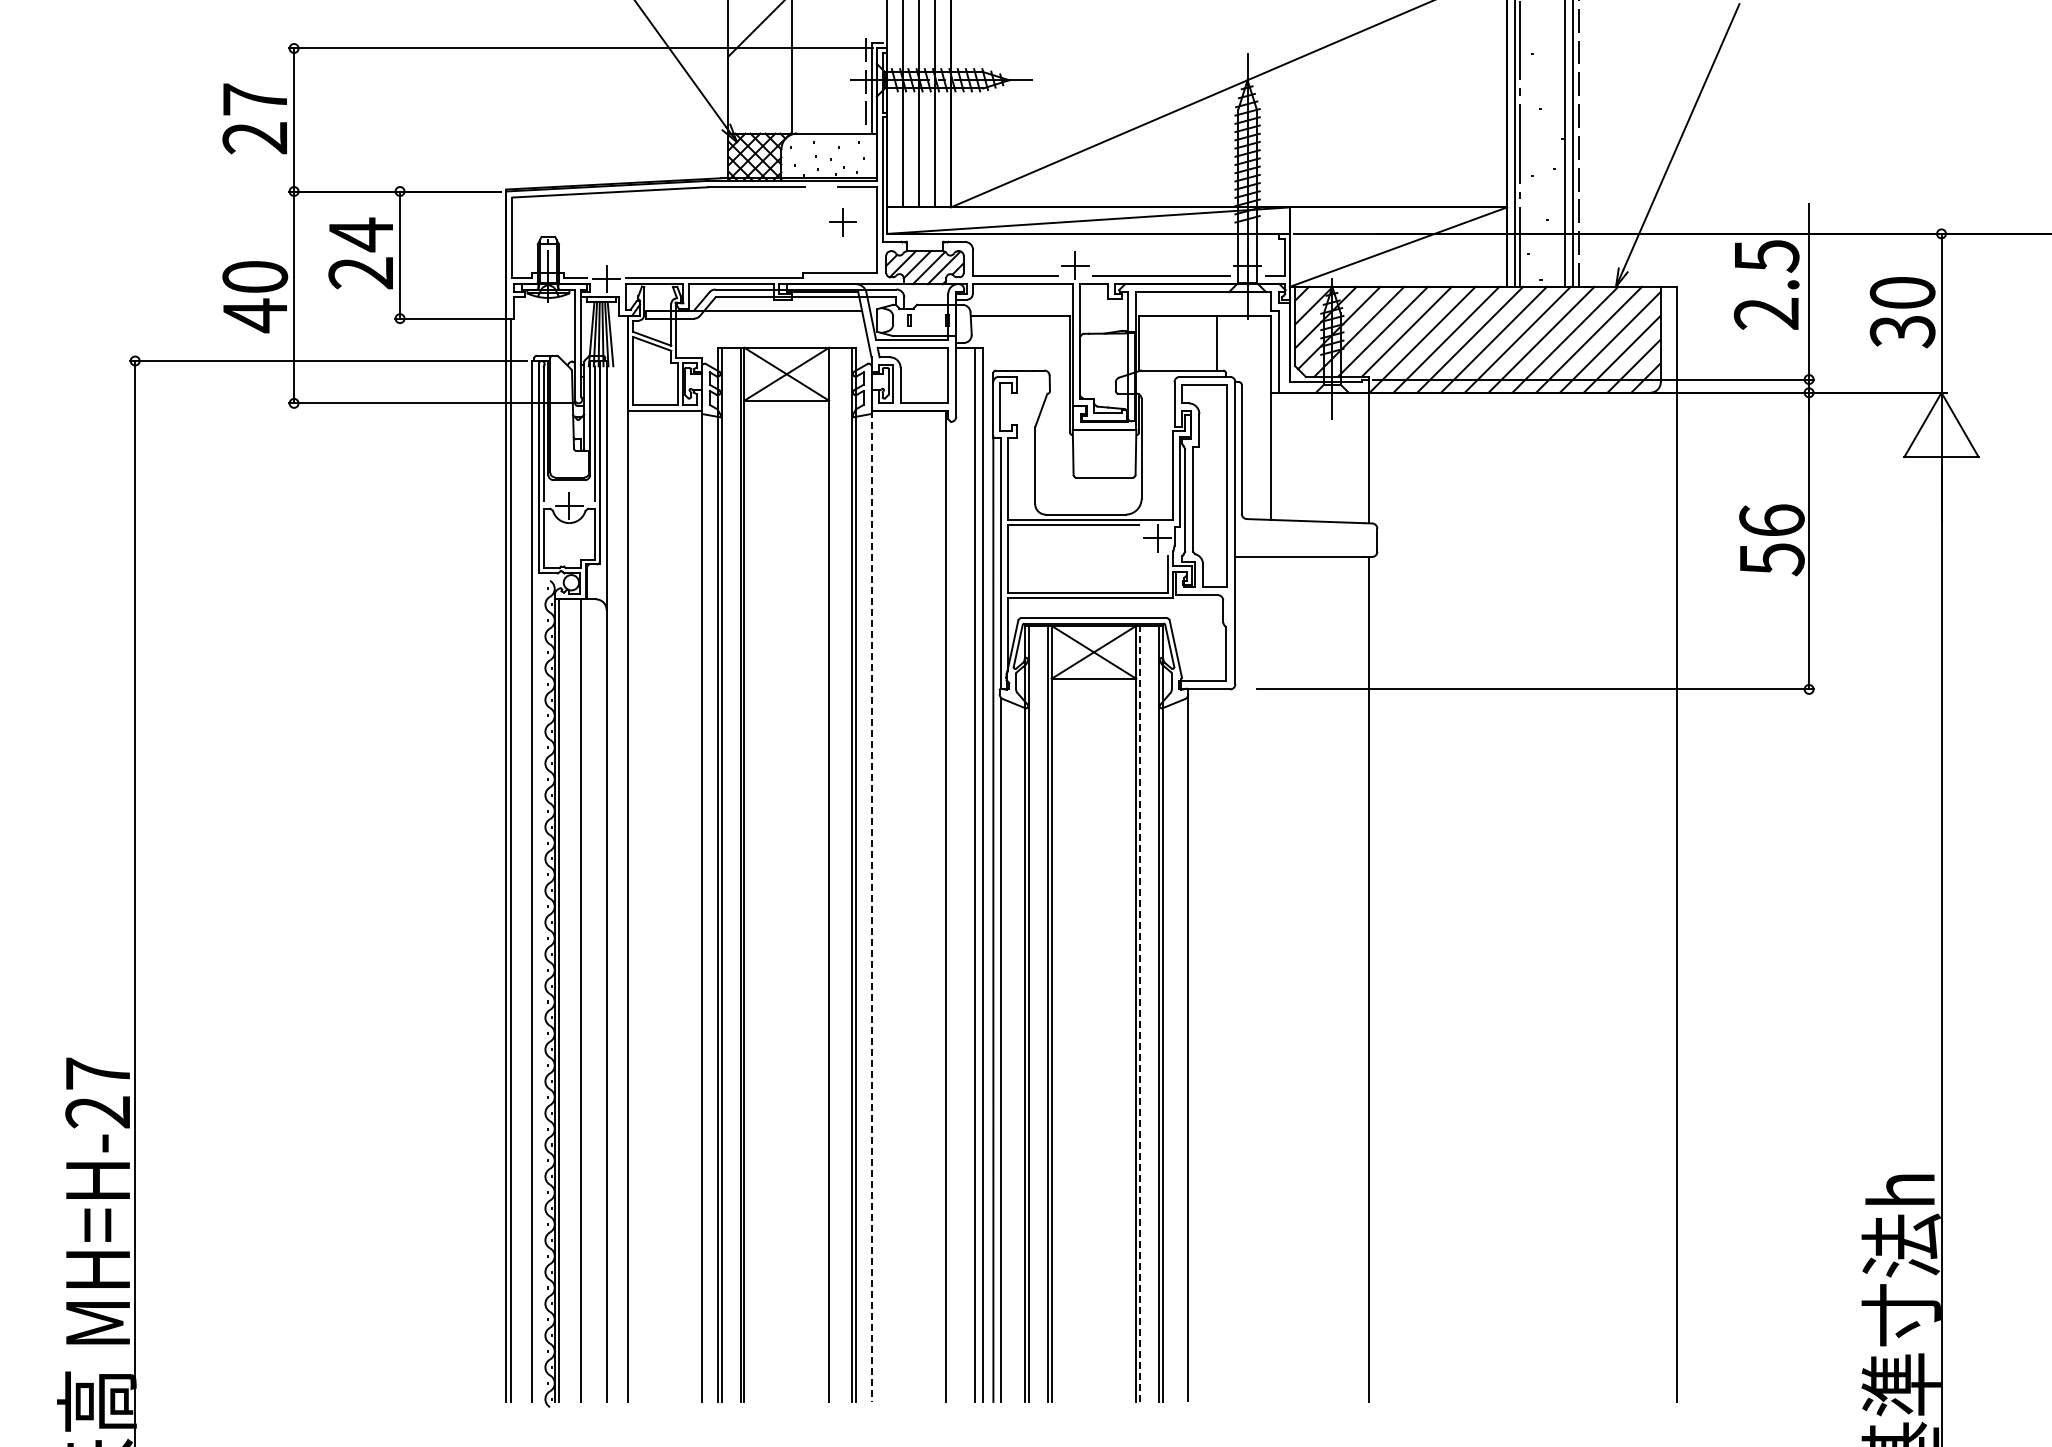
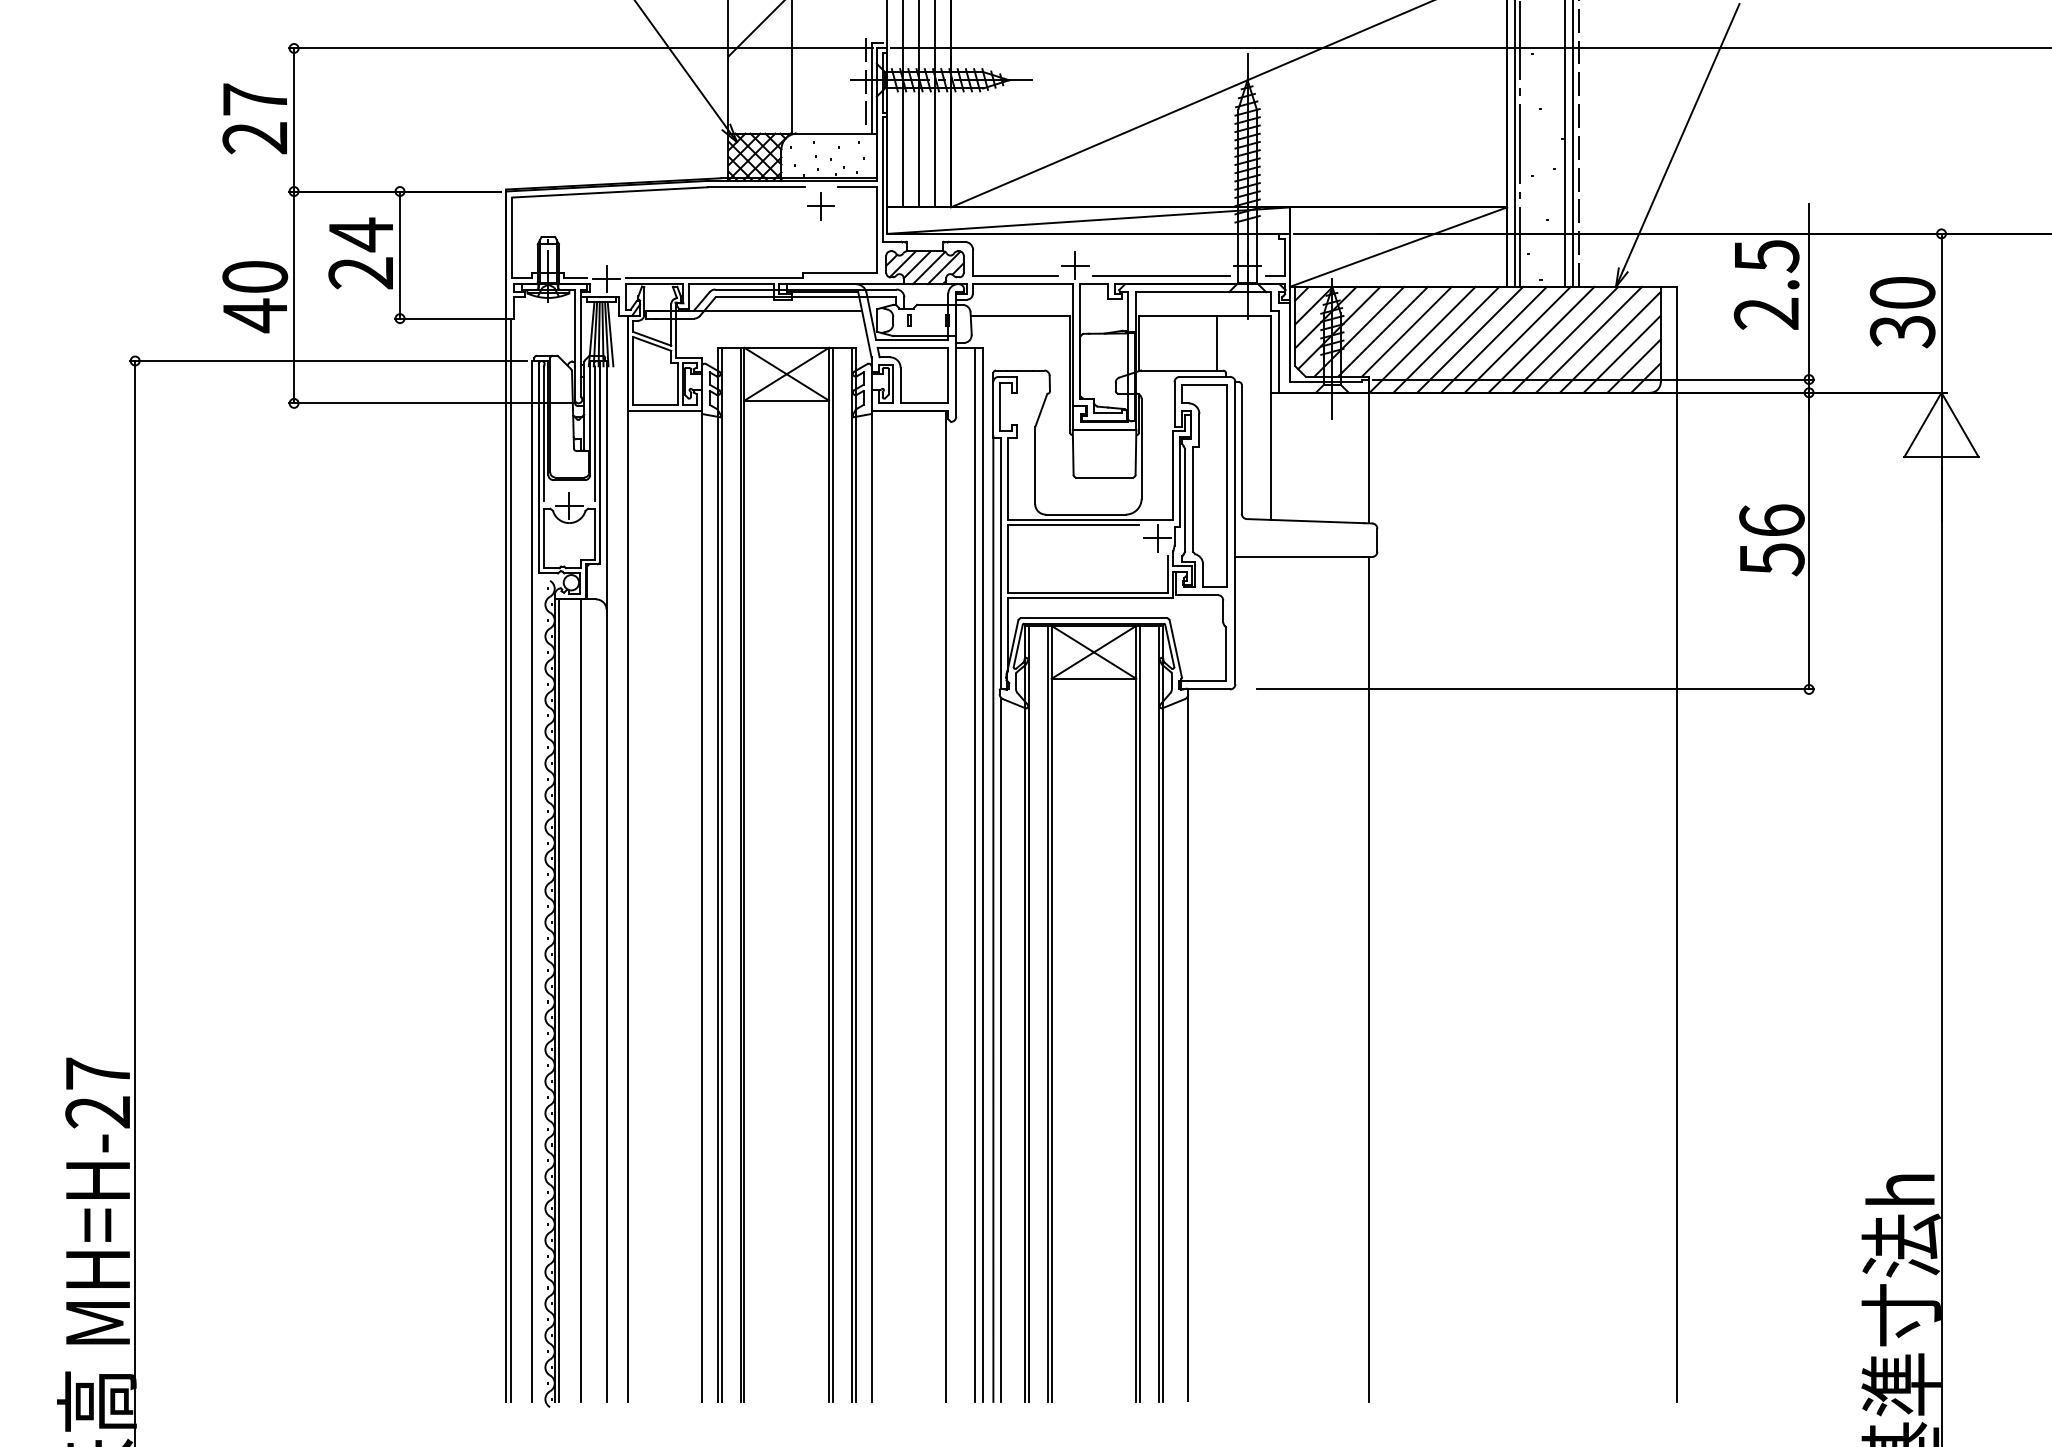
line: none -> present (1469, 48)
part position: (842, 222) -> (820, 206) (820, 206)
line: none -> present (832, 874)
line: dashed -> solid (871, 907)
line: dashed -> solid (1140, 1013)
